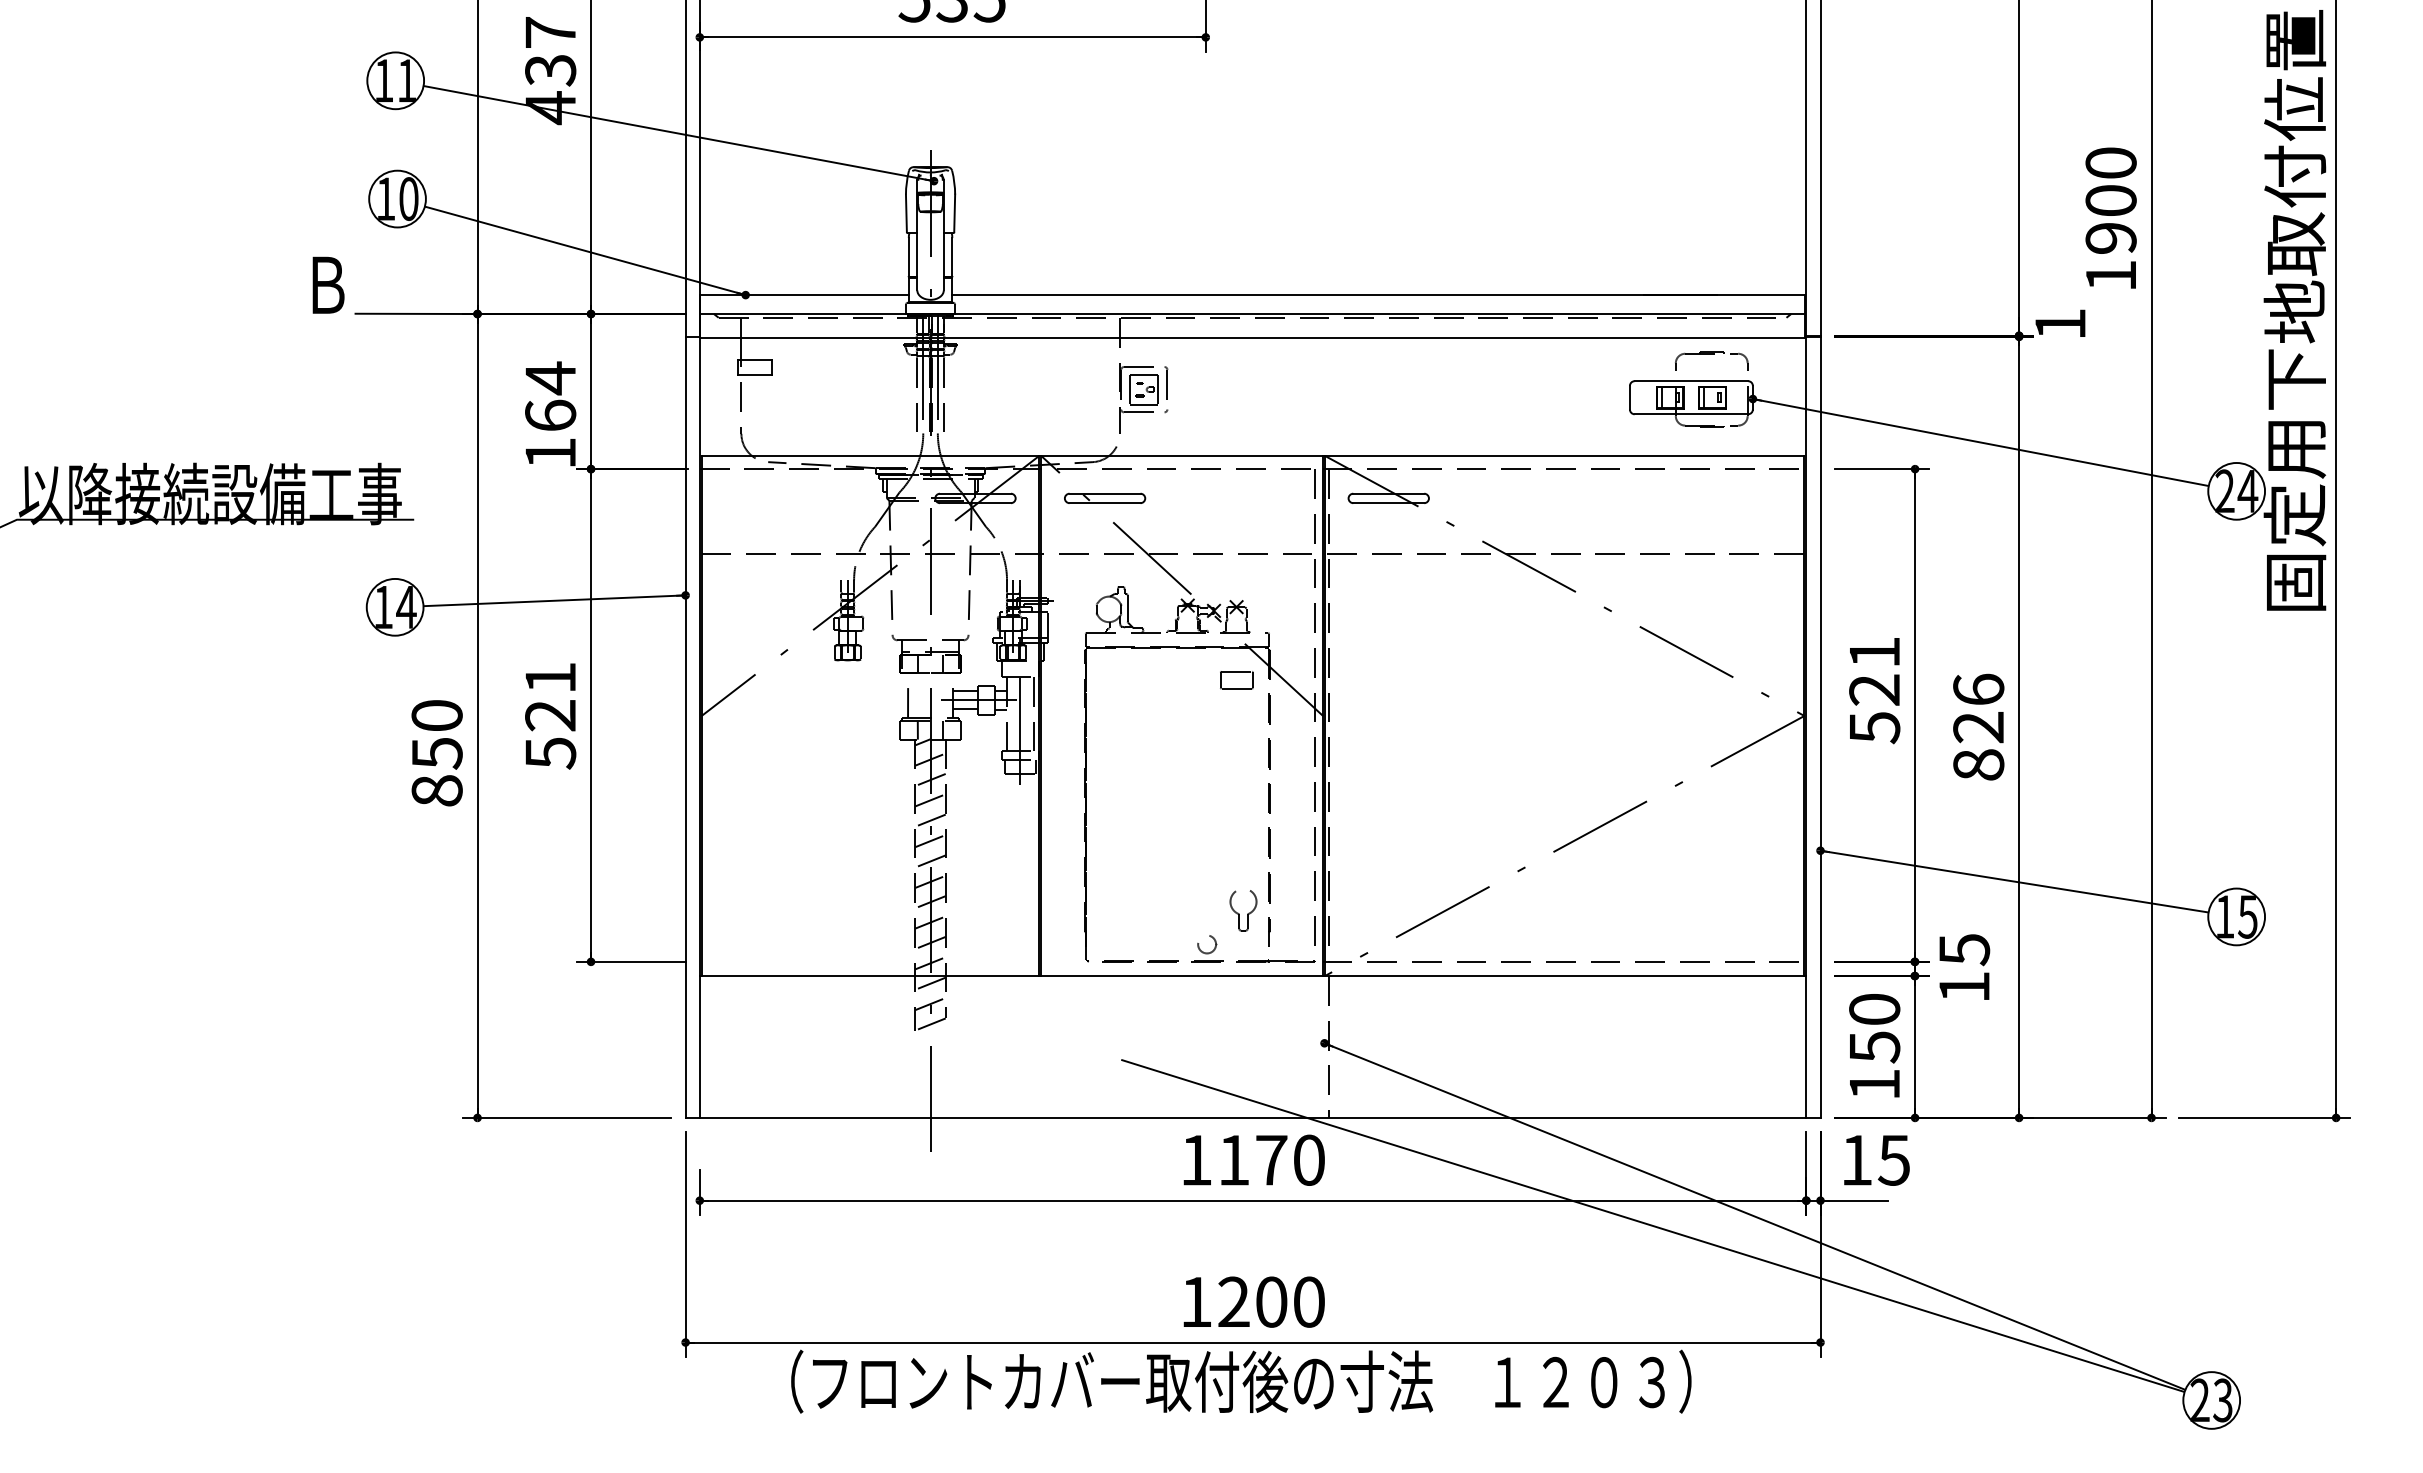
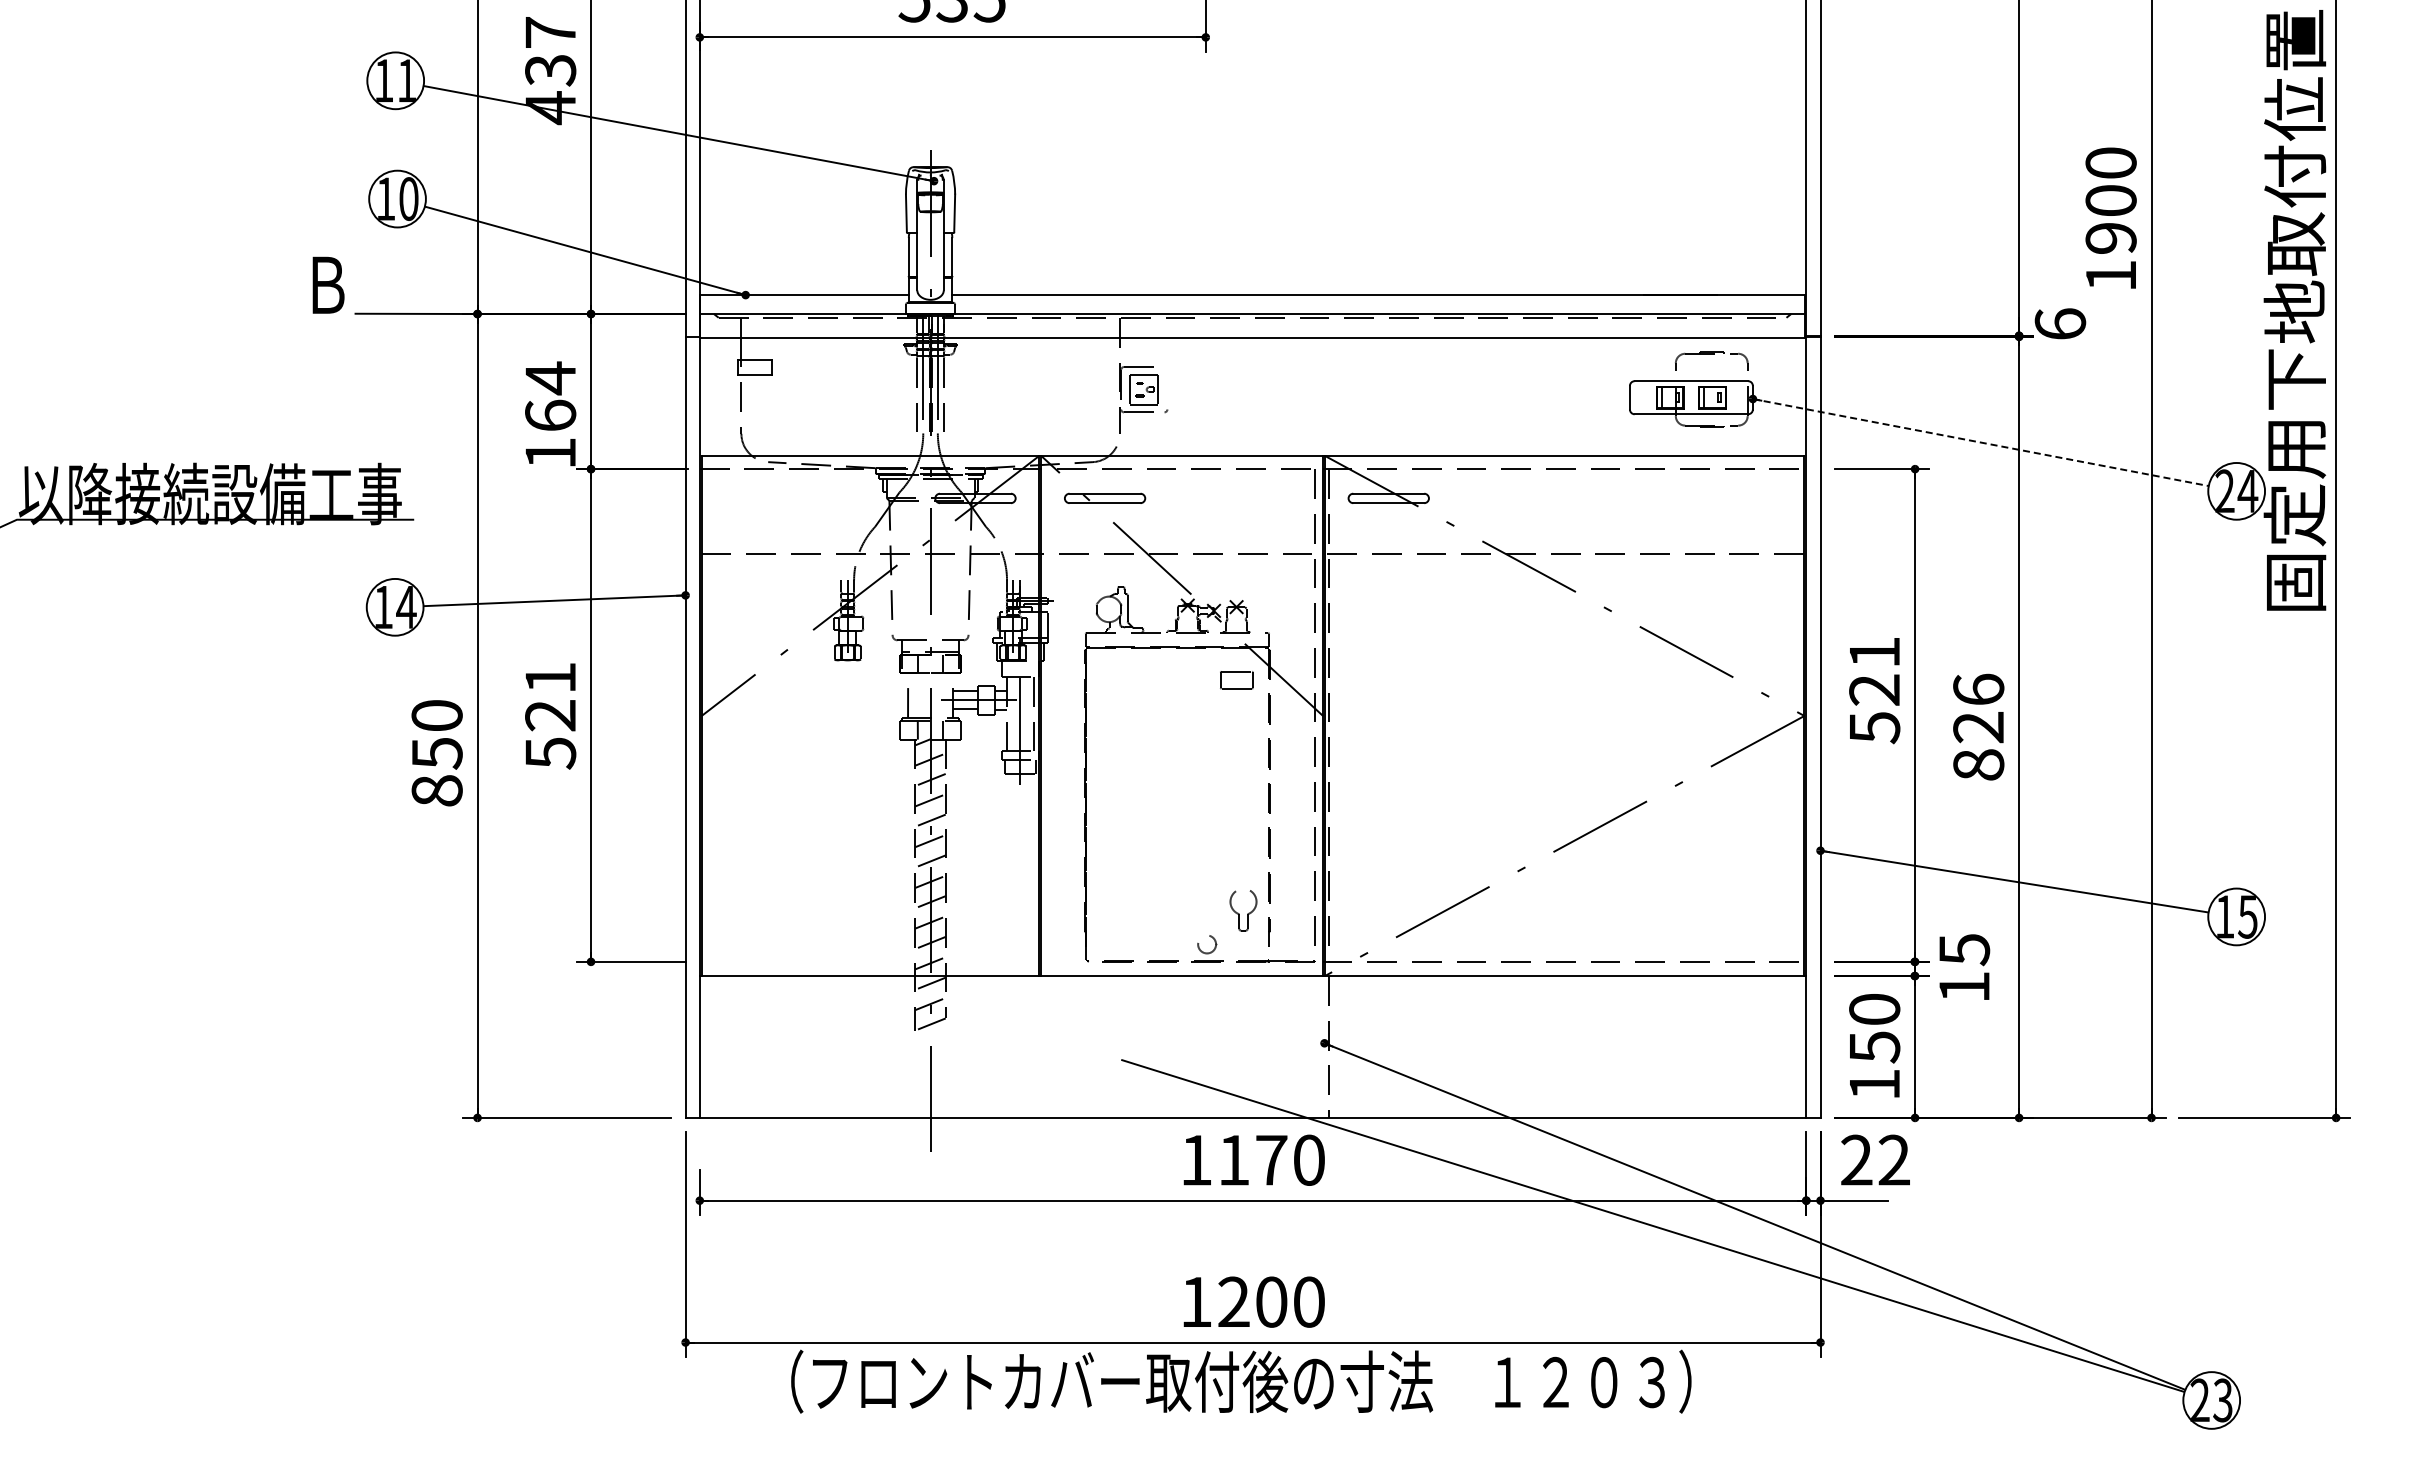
text: 1 -> 6 (2060, 323)
part: present -> none (1166, 382)
line: solid -> dashed (1981, 442)
text: 15 -> 22 (1875, 1159)
